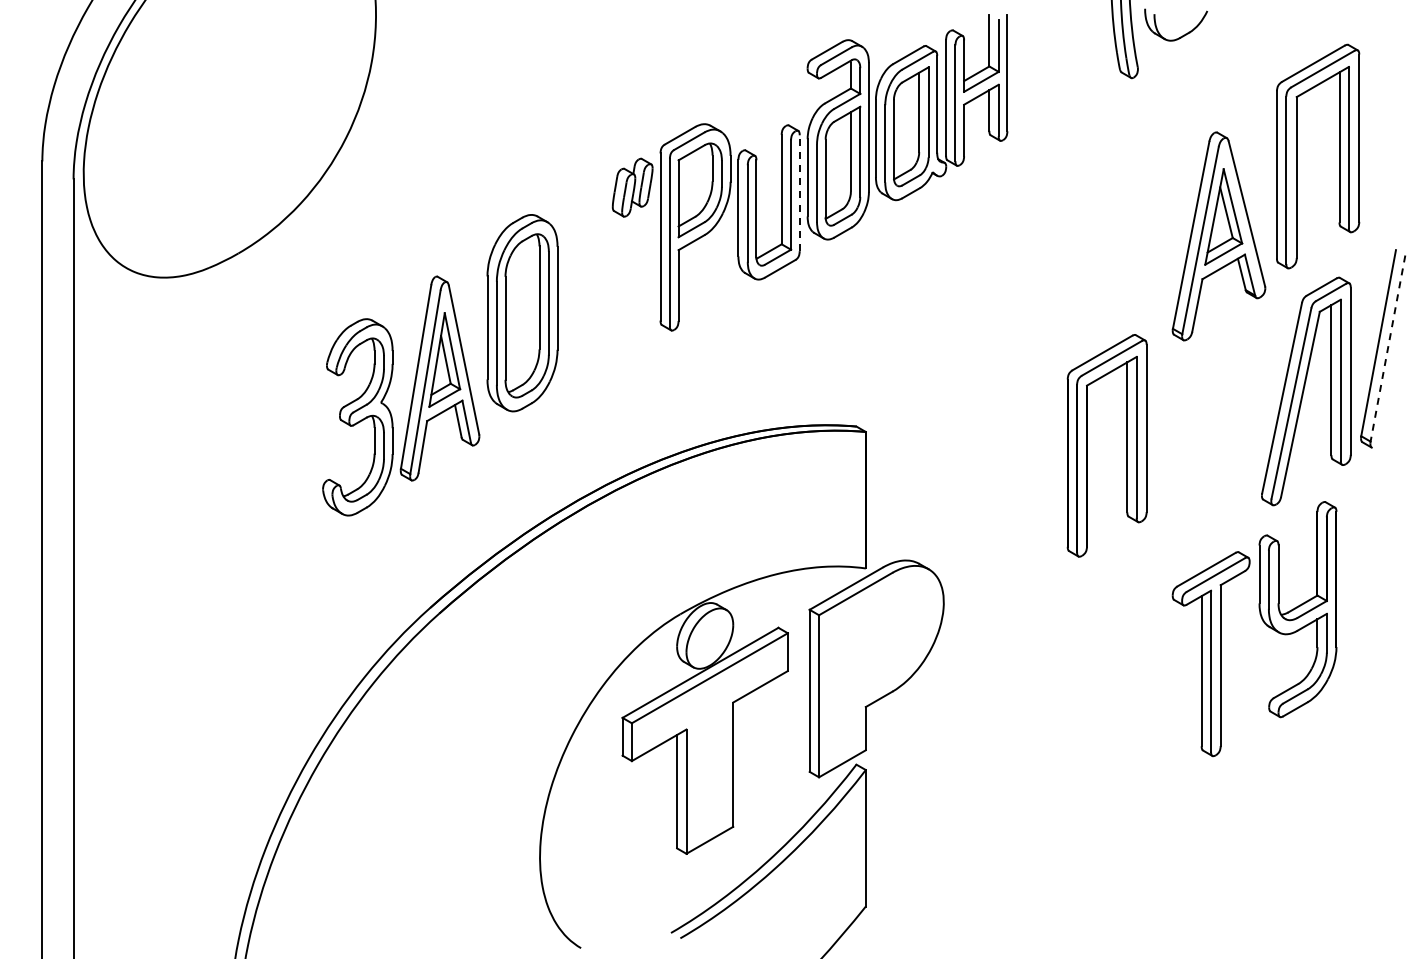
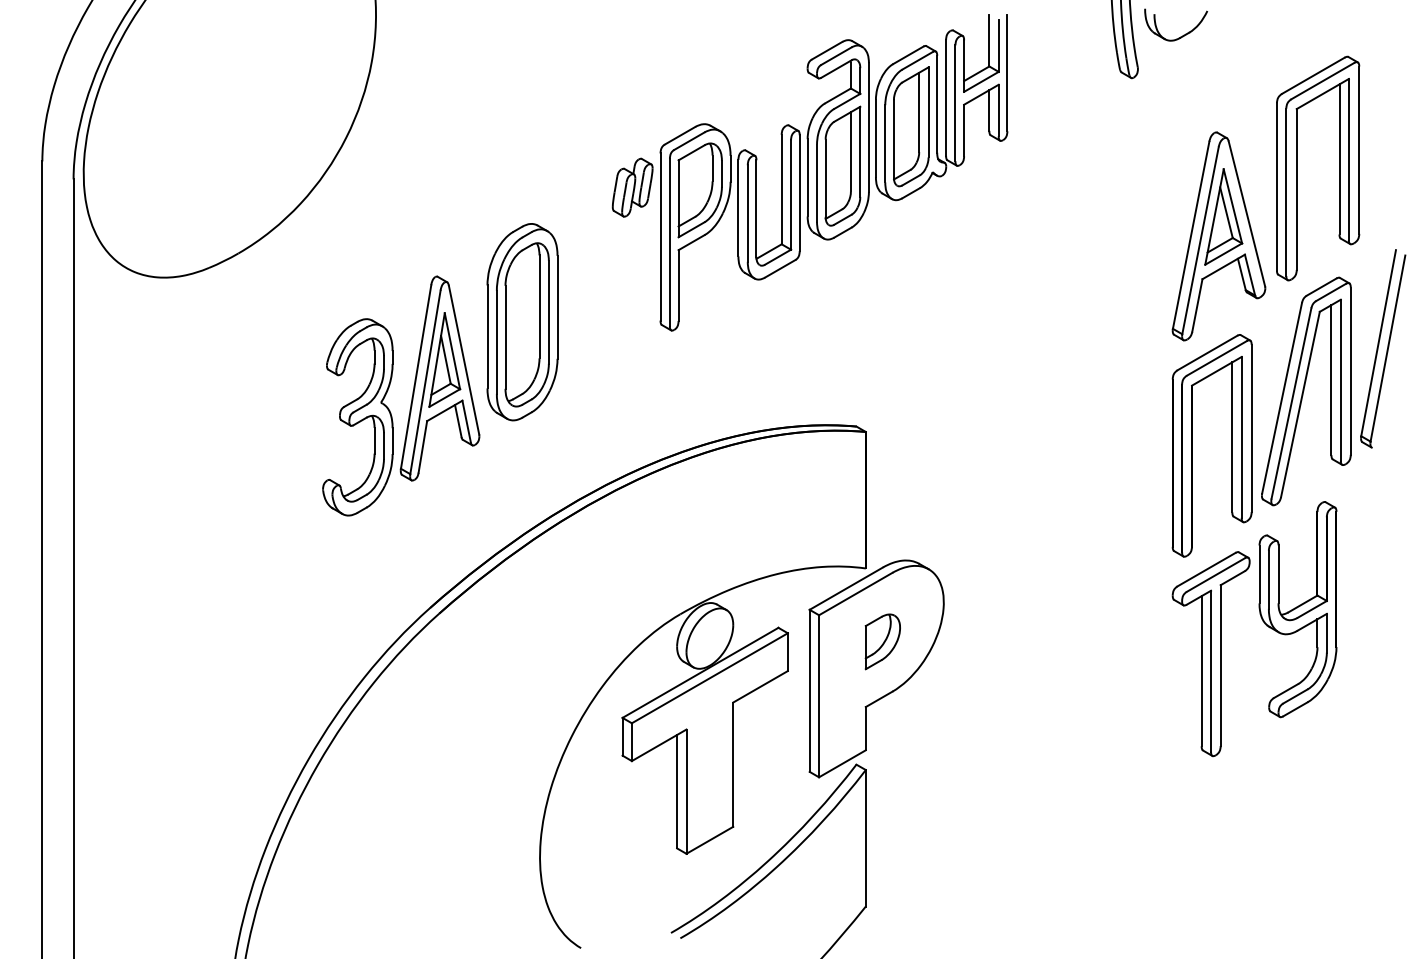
part position: (1297, 156) -> (1297, 168) (1297, 168)
line: dashed -> solid (799, 193)
part position: (522, 313) -> (522, 322) (522, 322)
line: dashed -> solid (1387, 348)
part position: (1087, 445) -> (1192, 445) (1192, 445)
part: none -> present (882, 641)
